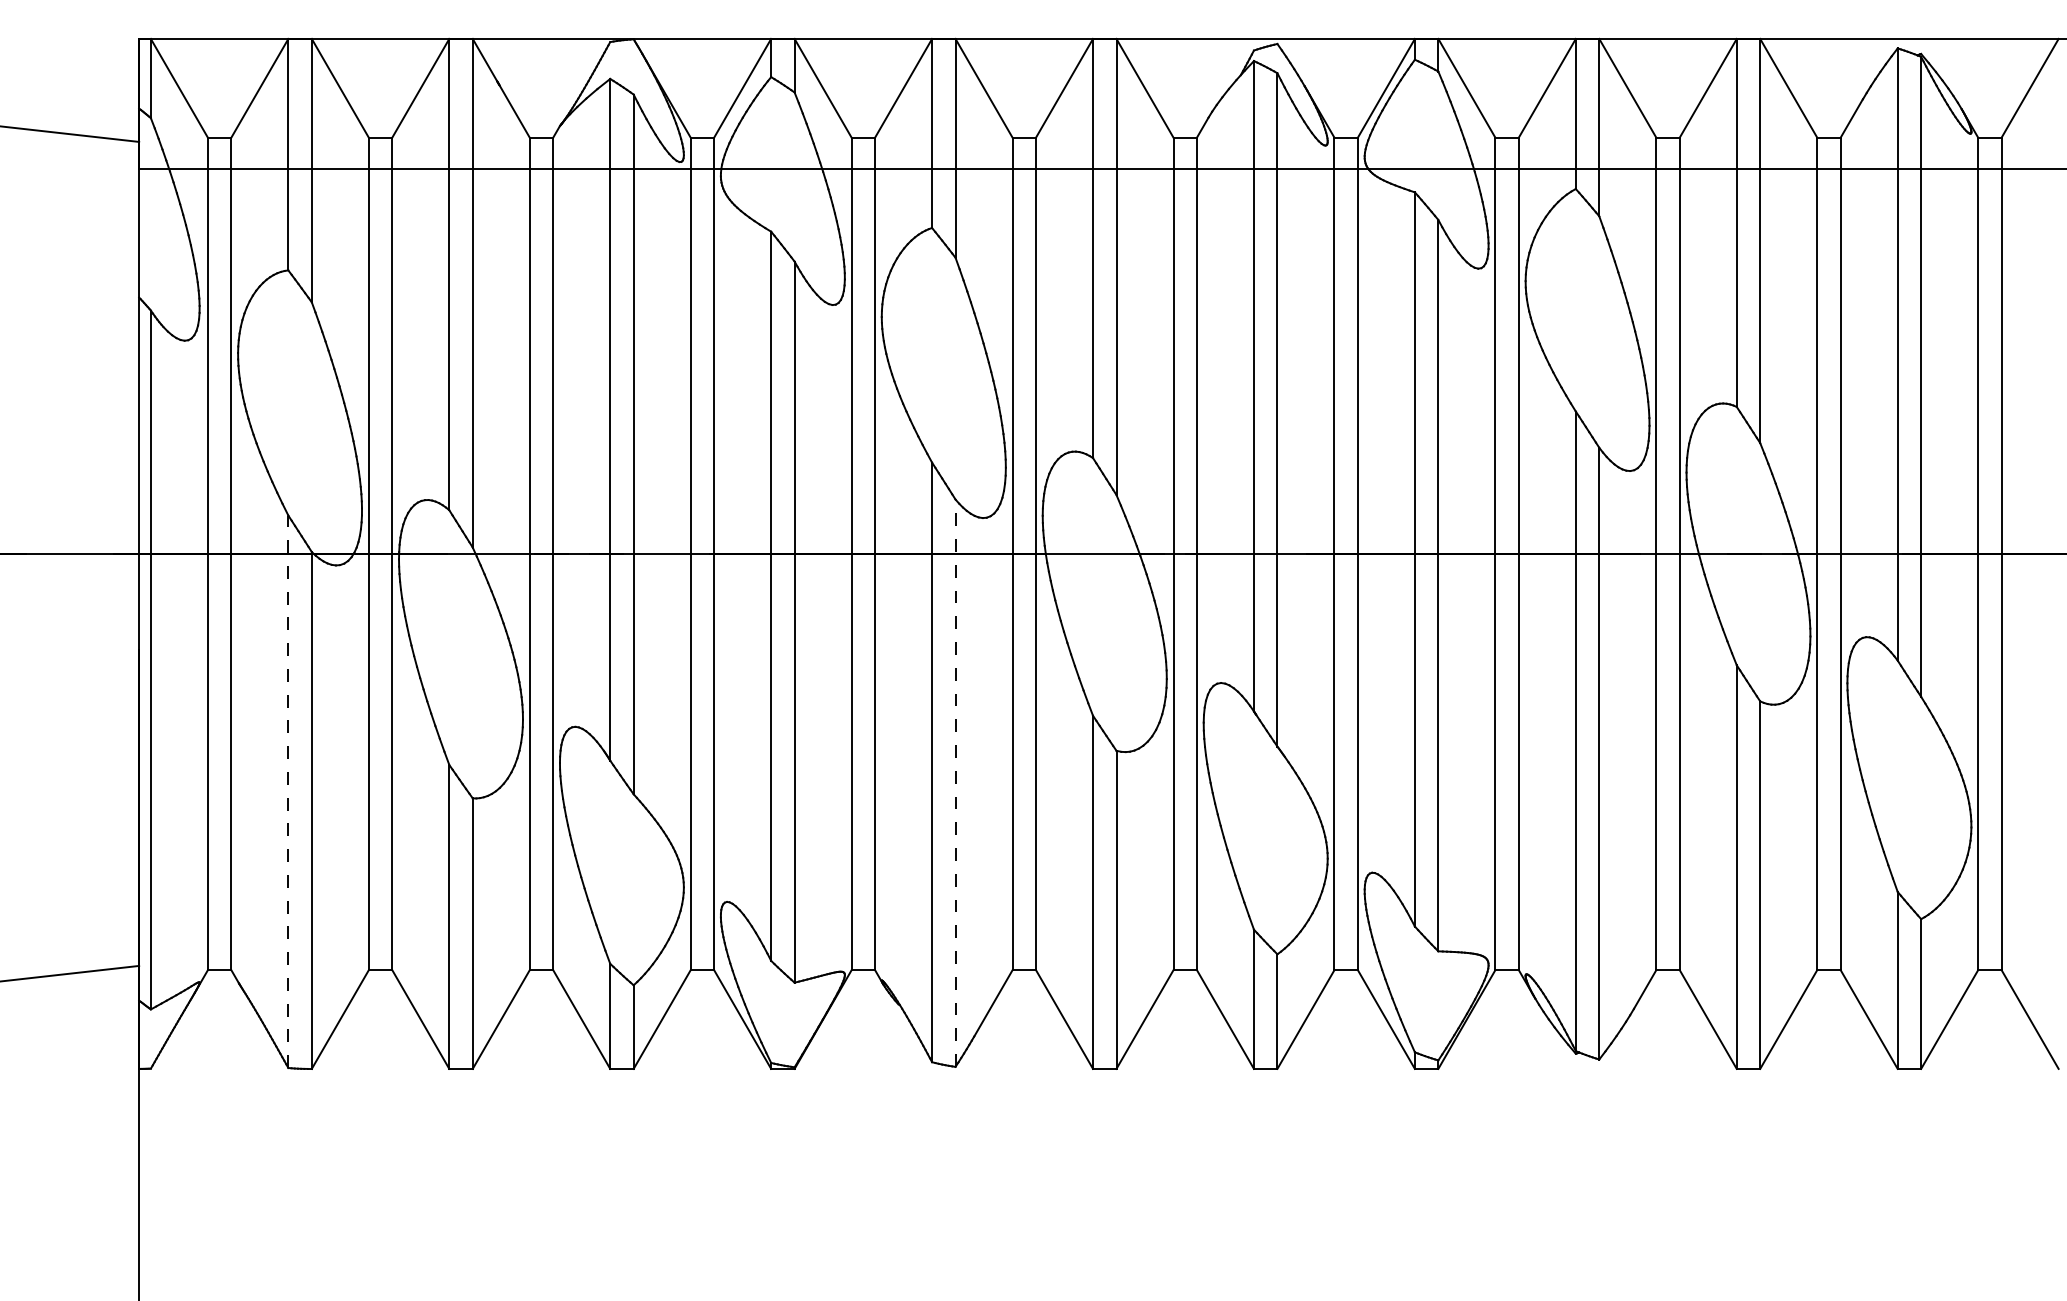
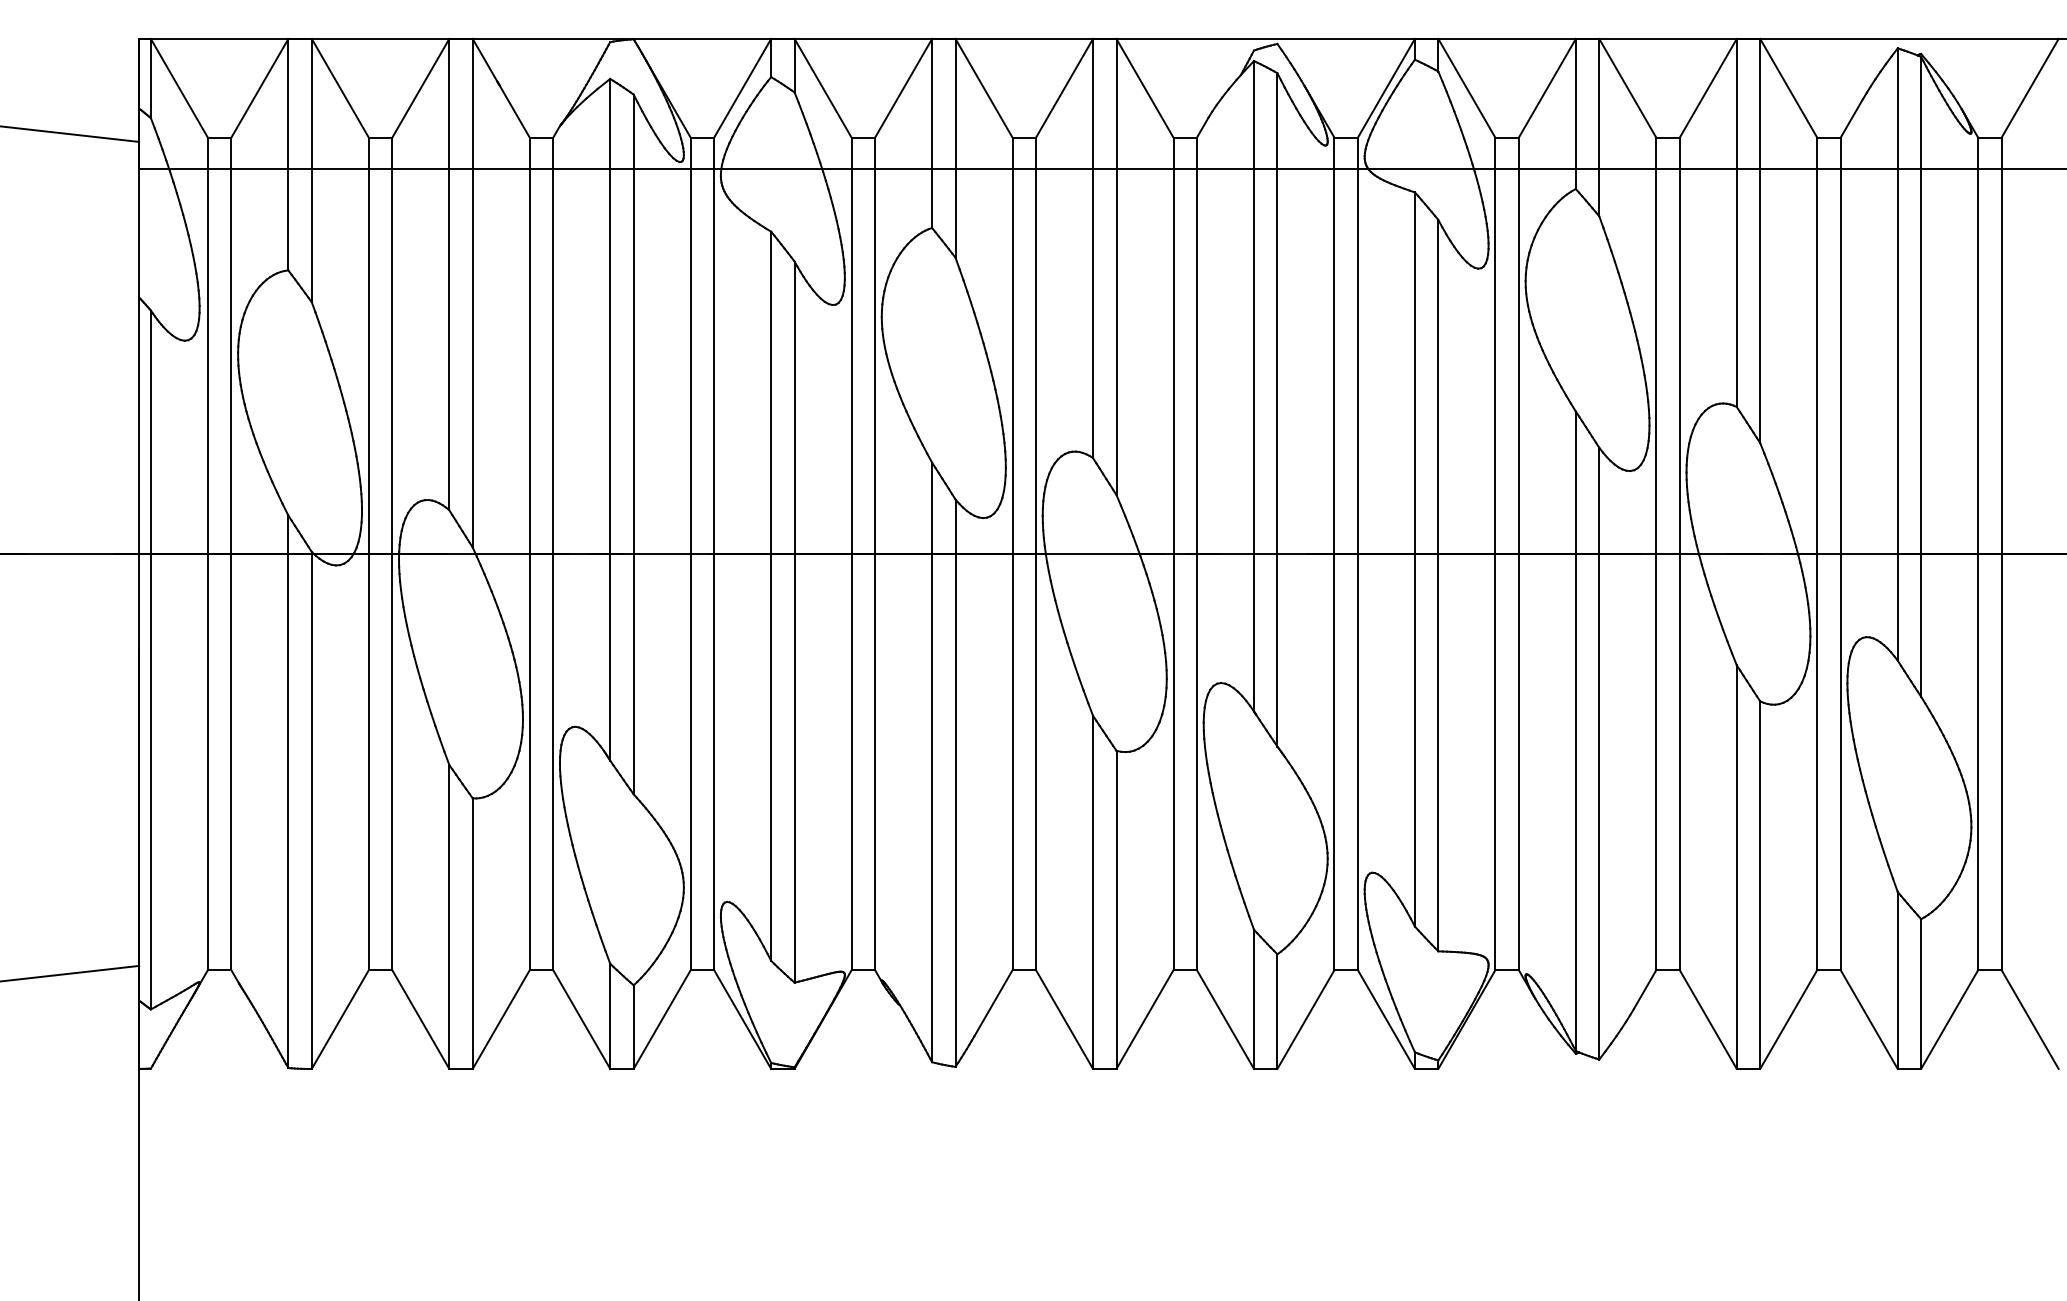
line: dashed -> solid (955, 783)
line: dashed -> solid (288, 791)
